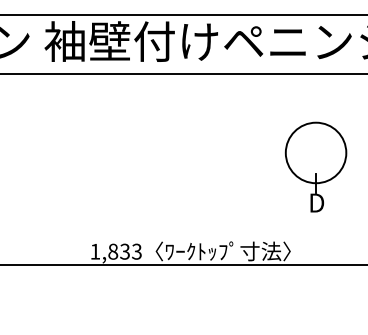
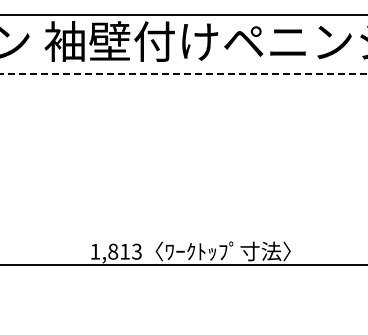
line: solid -> dashed (184, 73)
part: present -> none (315, 166)
text: 1,833 -> 1,813 (124, 251)
